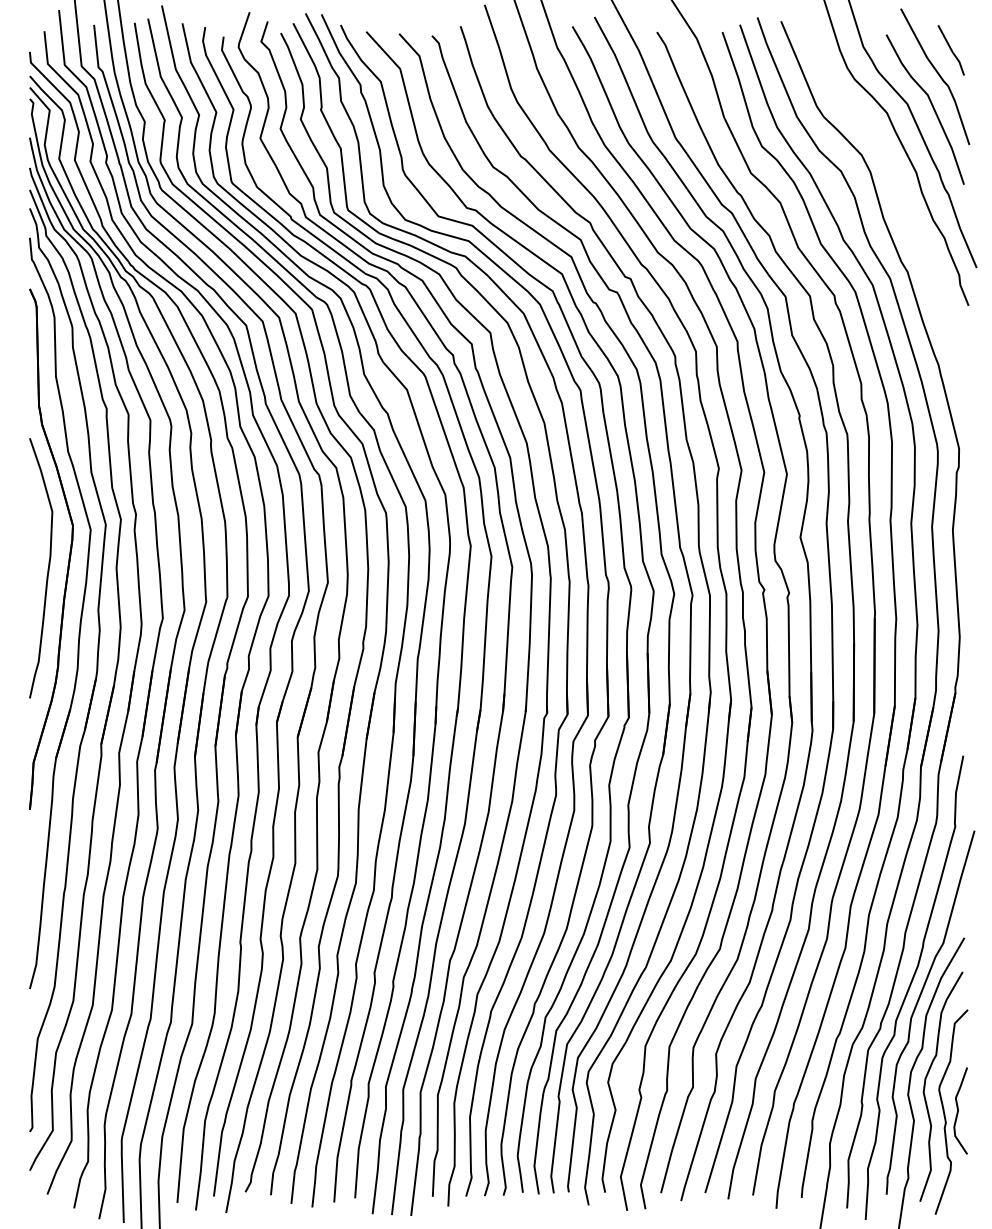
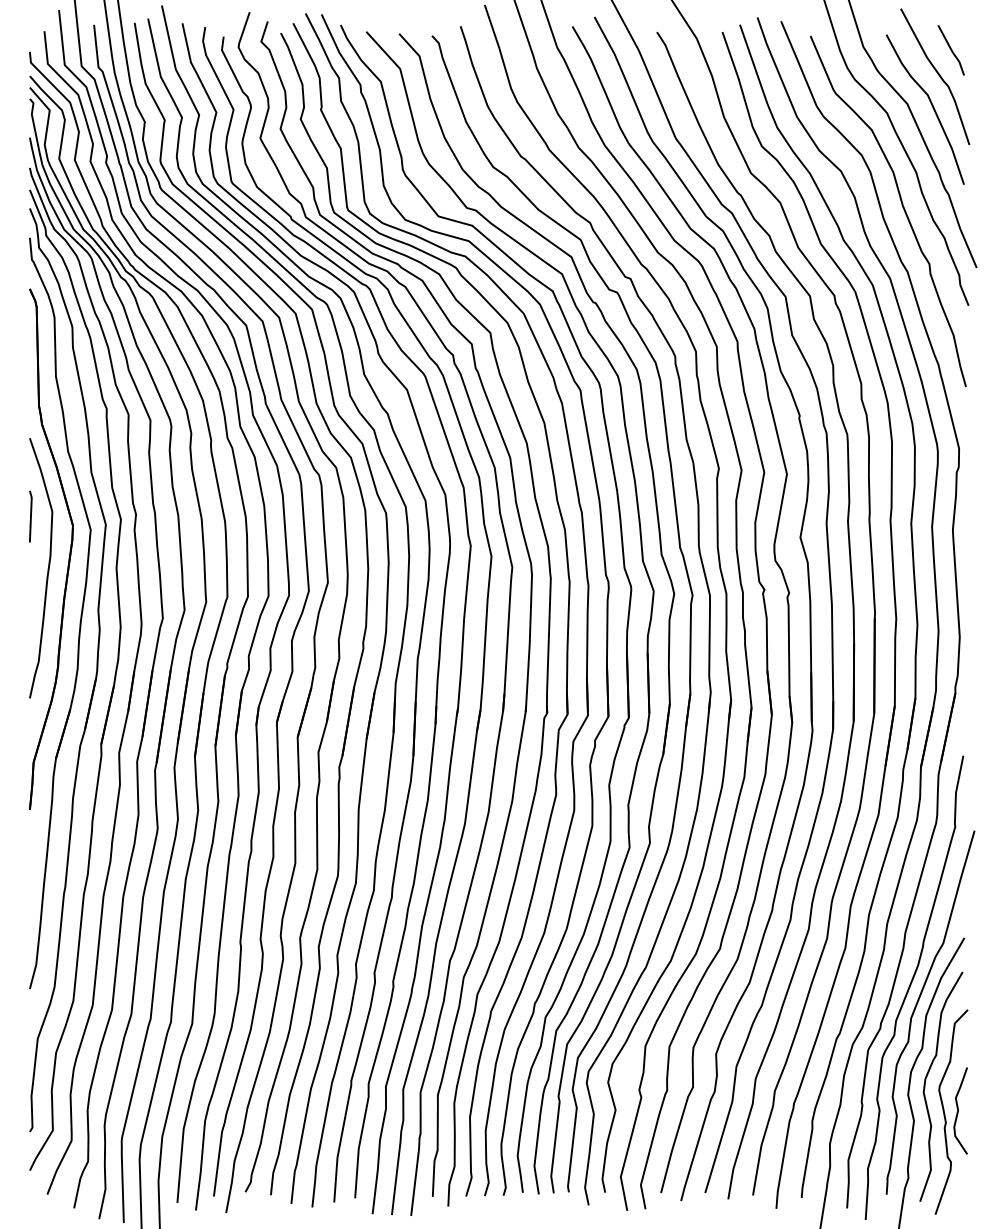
curve: none -> present (901, 205)
part: none -> present (30, 516)
